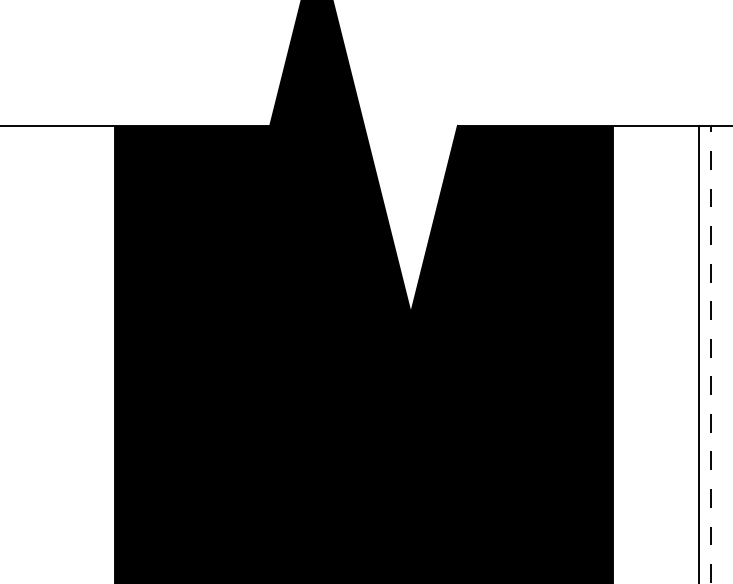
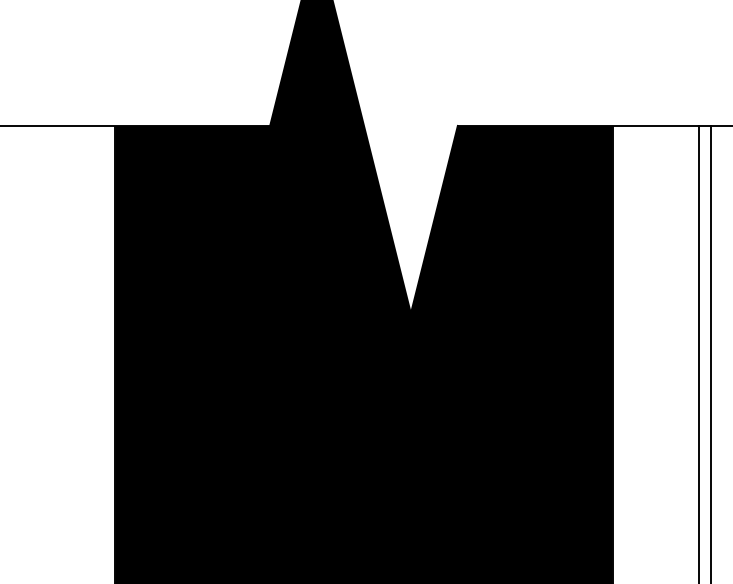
line: dashed -> solid (710, 354)
